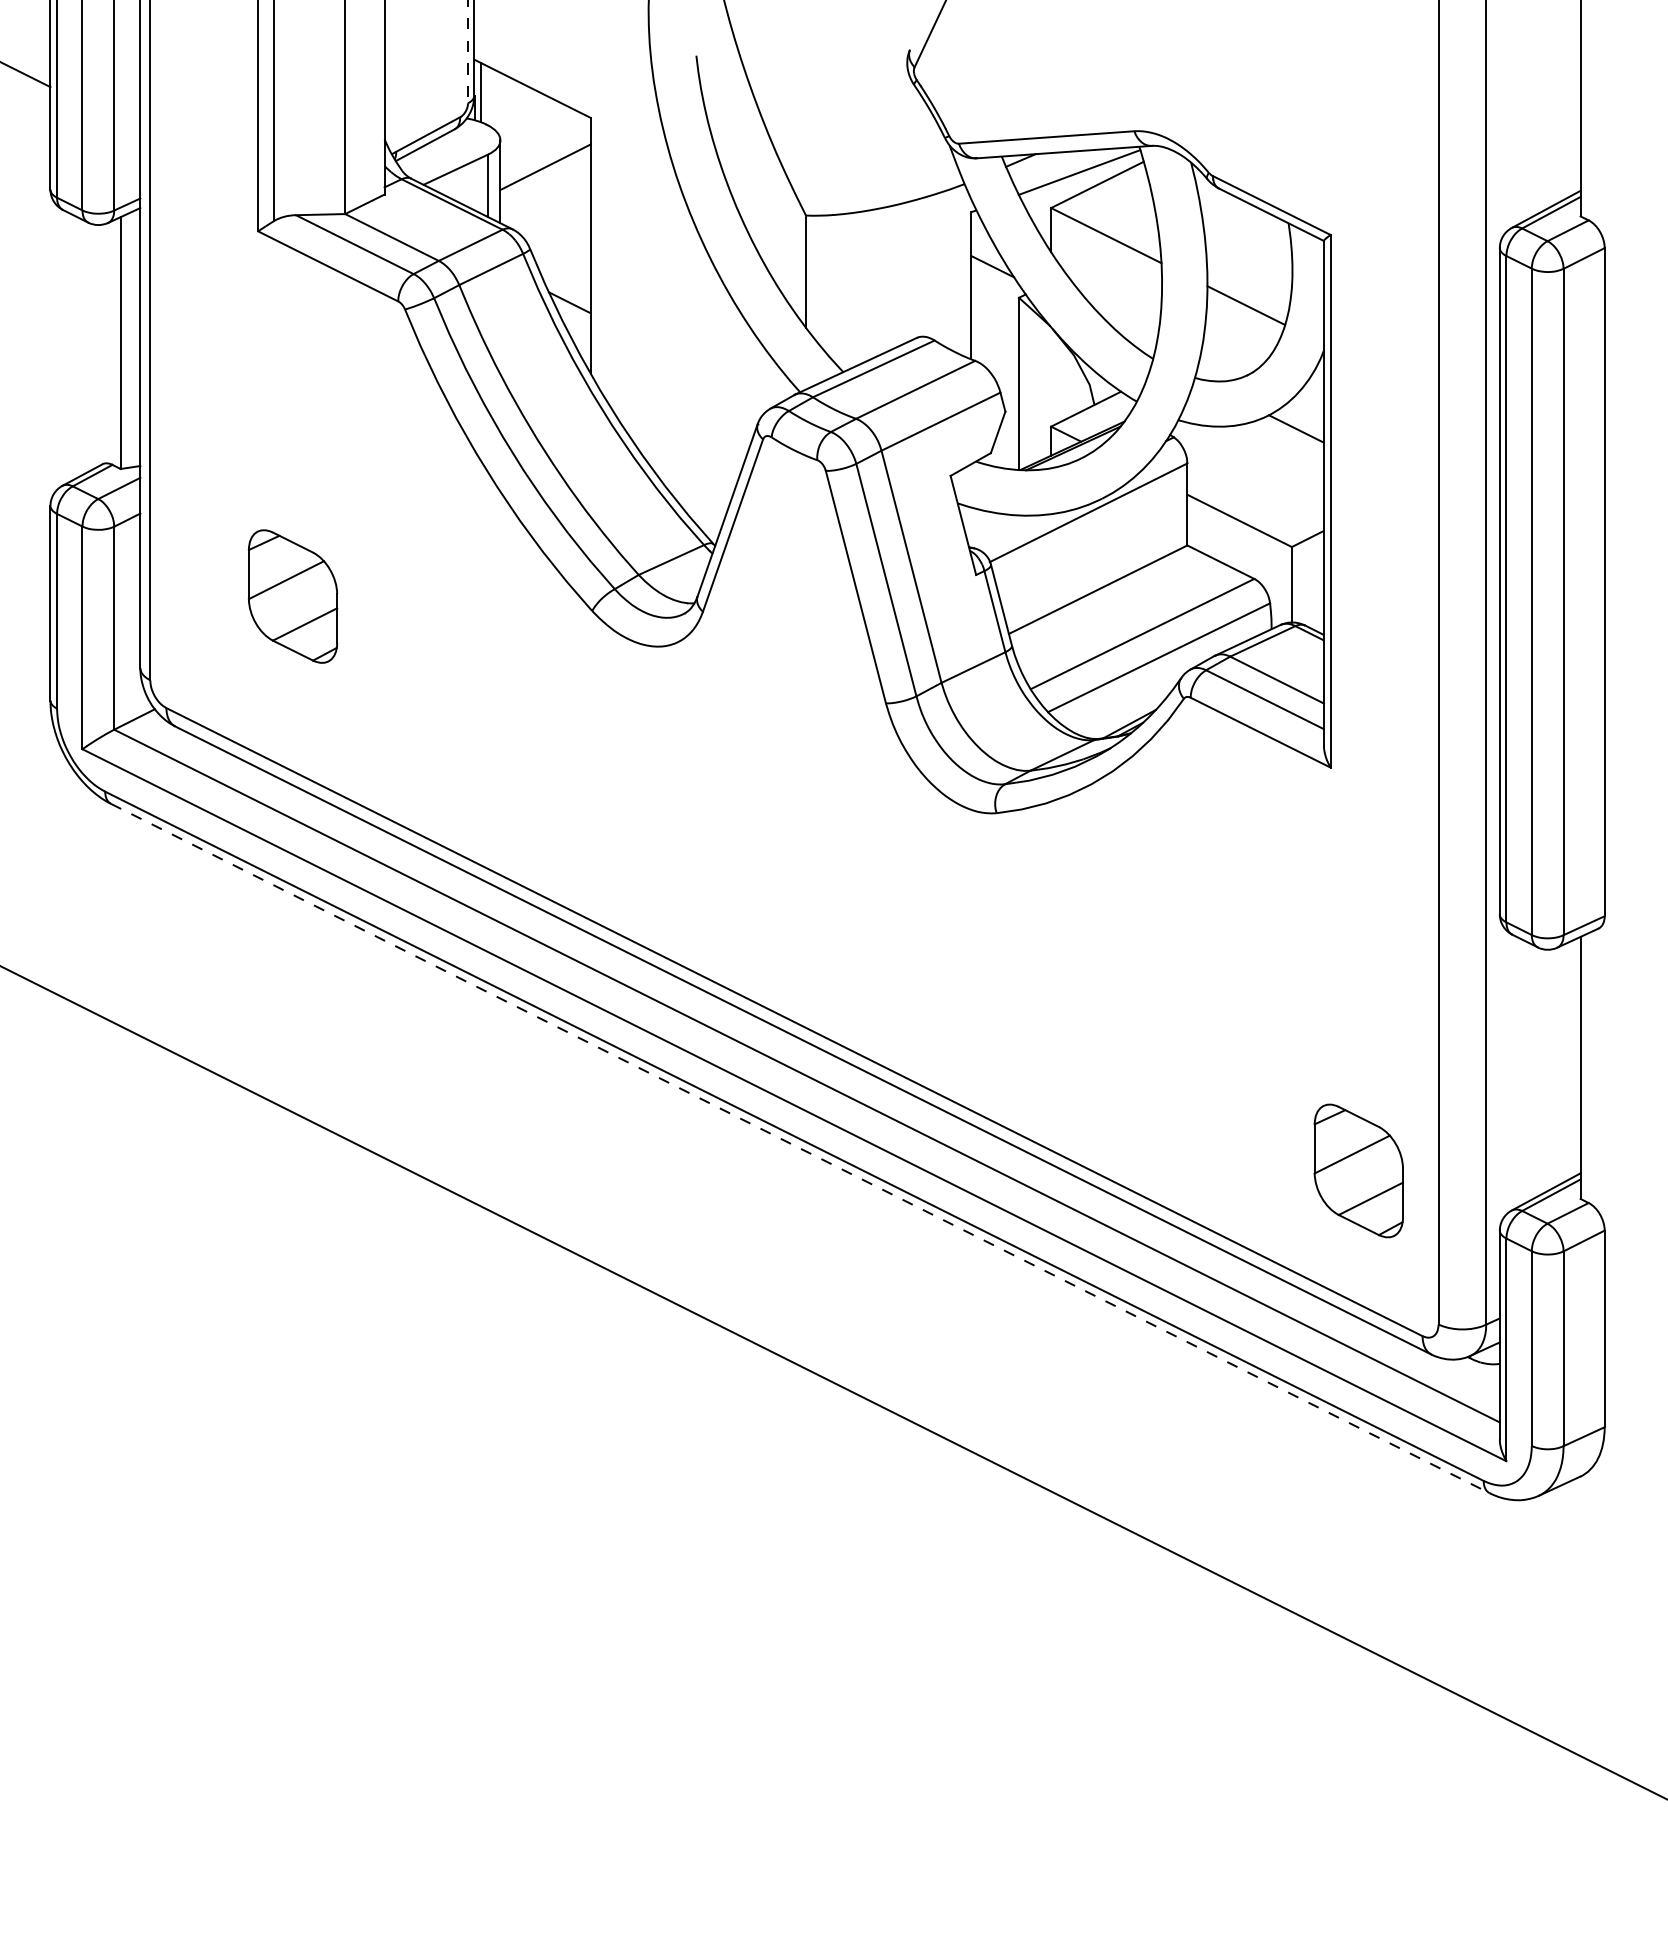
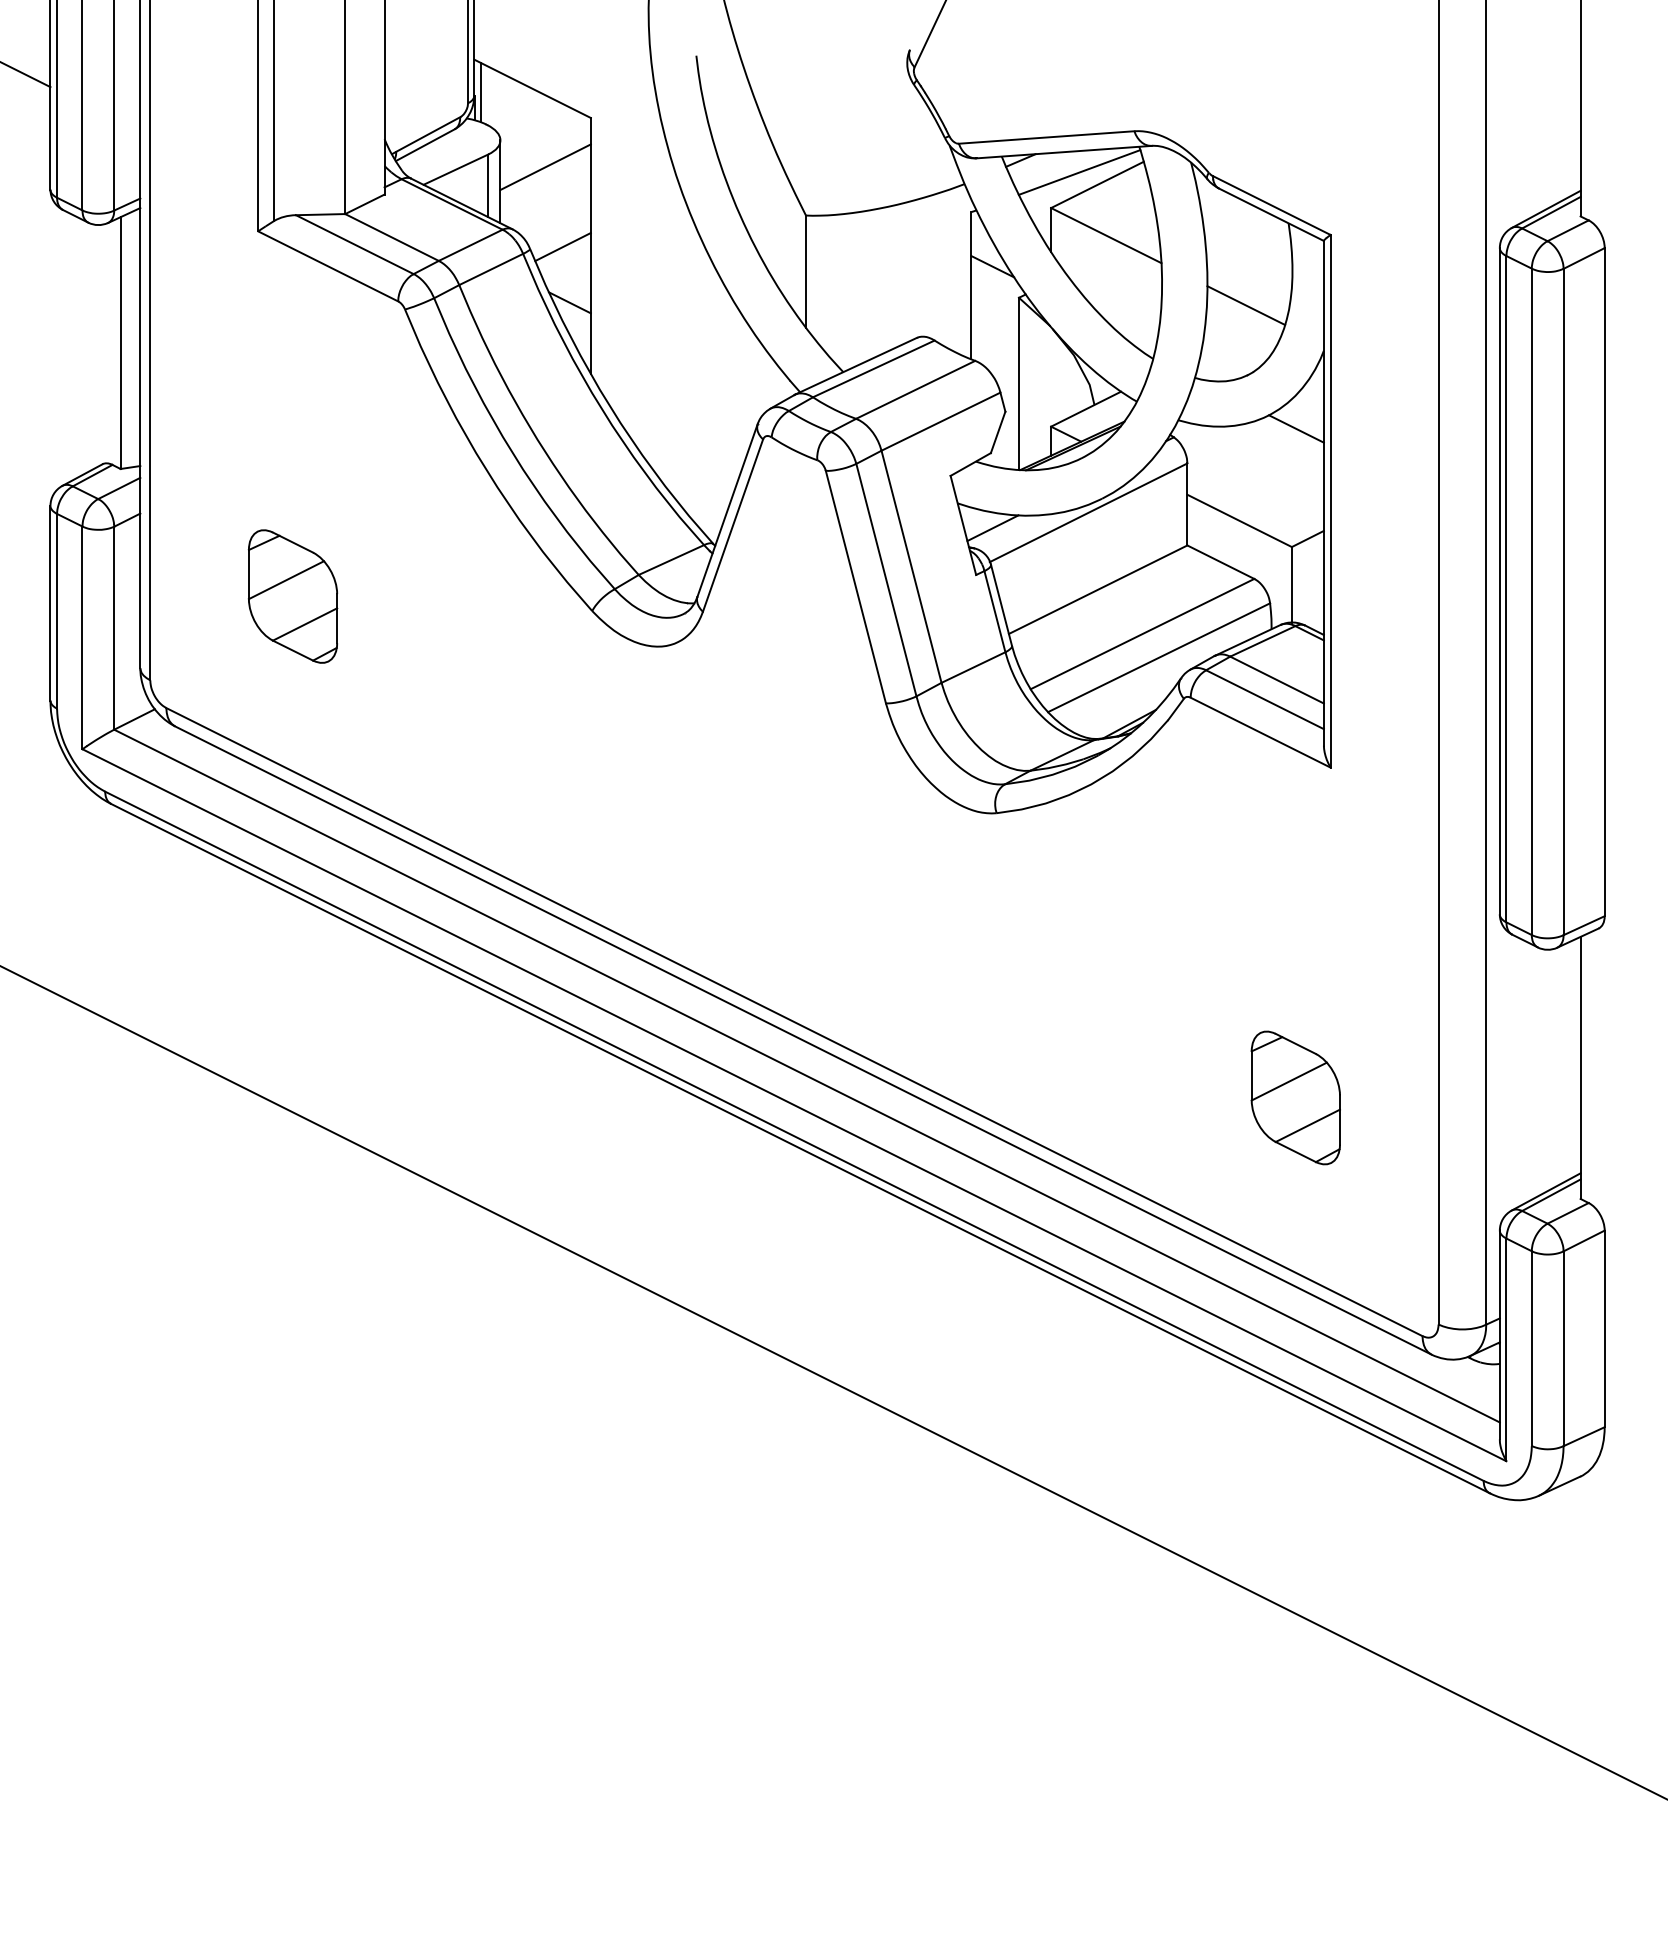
line: dashed -> solid (467, 52)
line: none -> present (562, 247)
line: none -> present (992, 528)
line: dashed -> solid (800, 1148)
part position: (1358, 1170) -> (1295, 1097) (1295, 1097)
